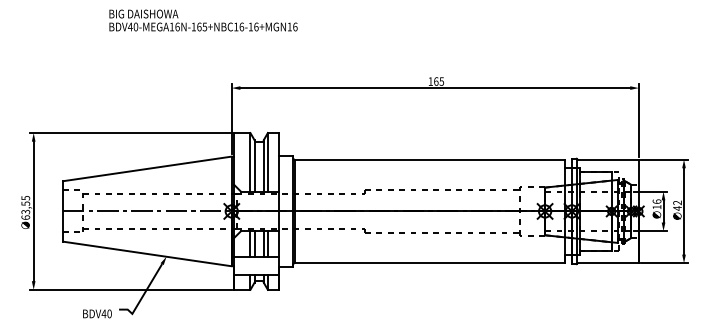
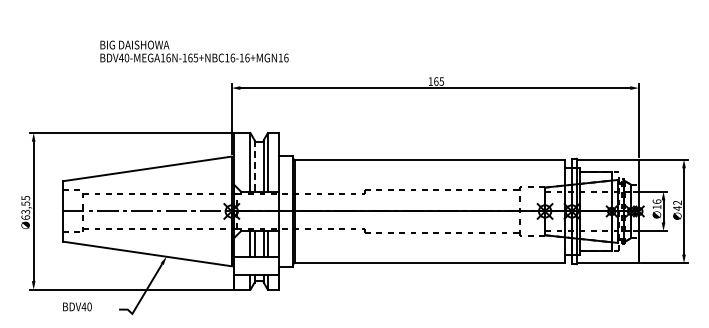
text position: (203, 20) -> (194, 51) (194, 51)
line: solid -> dashed (254, 165)
text position: (97, 313) -> (77, 306) (77, 306)
